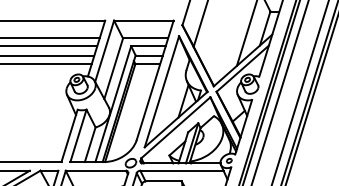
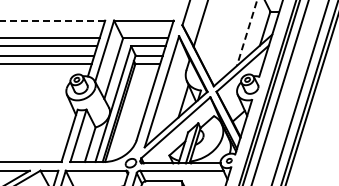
line: solid -> dashed (52, 20)
line: solid -> dashed (246, 33)
